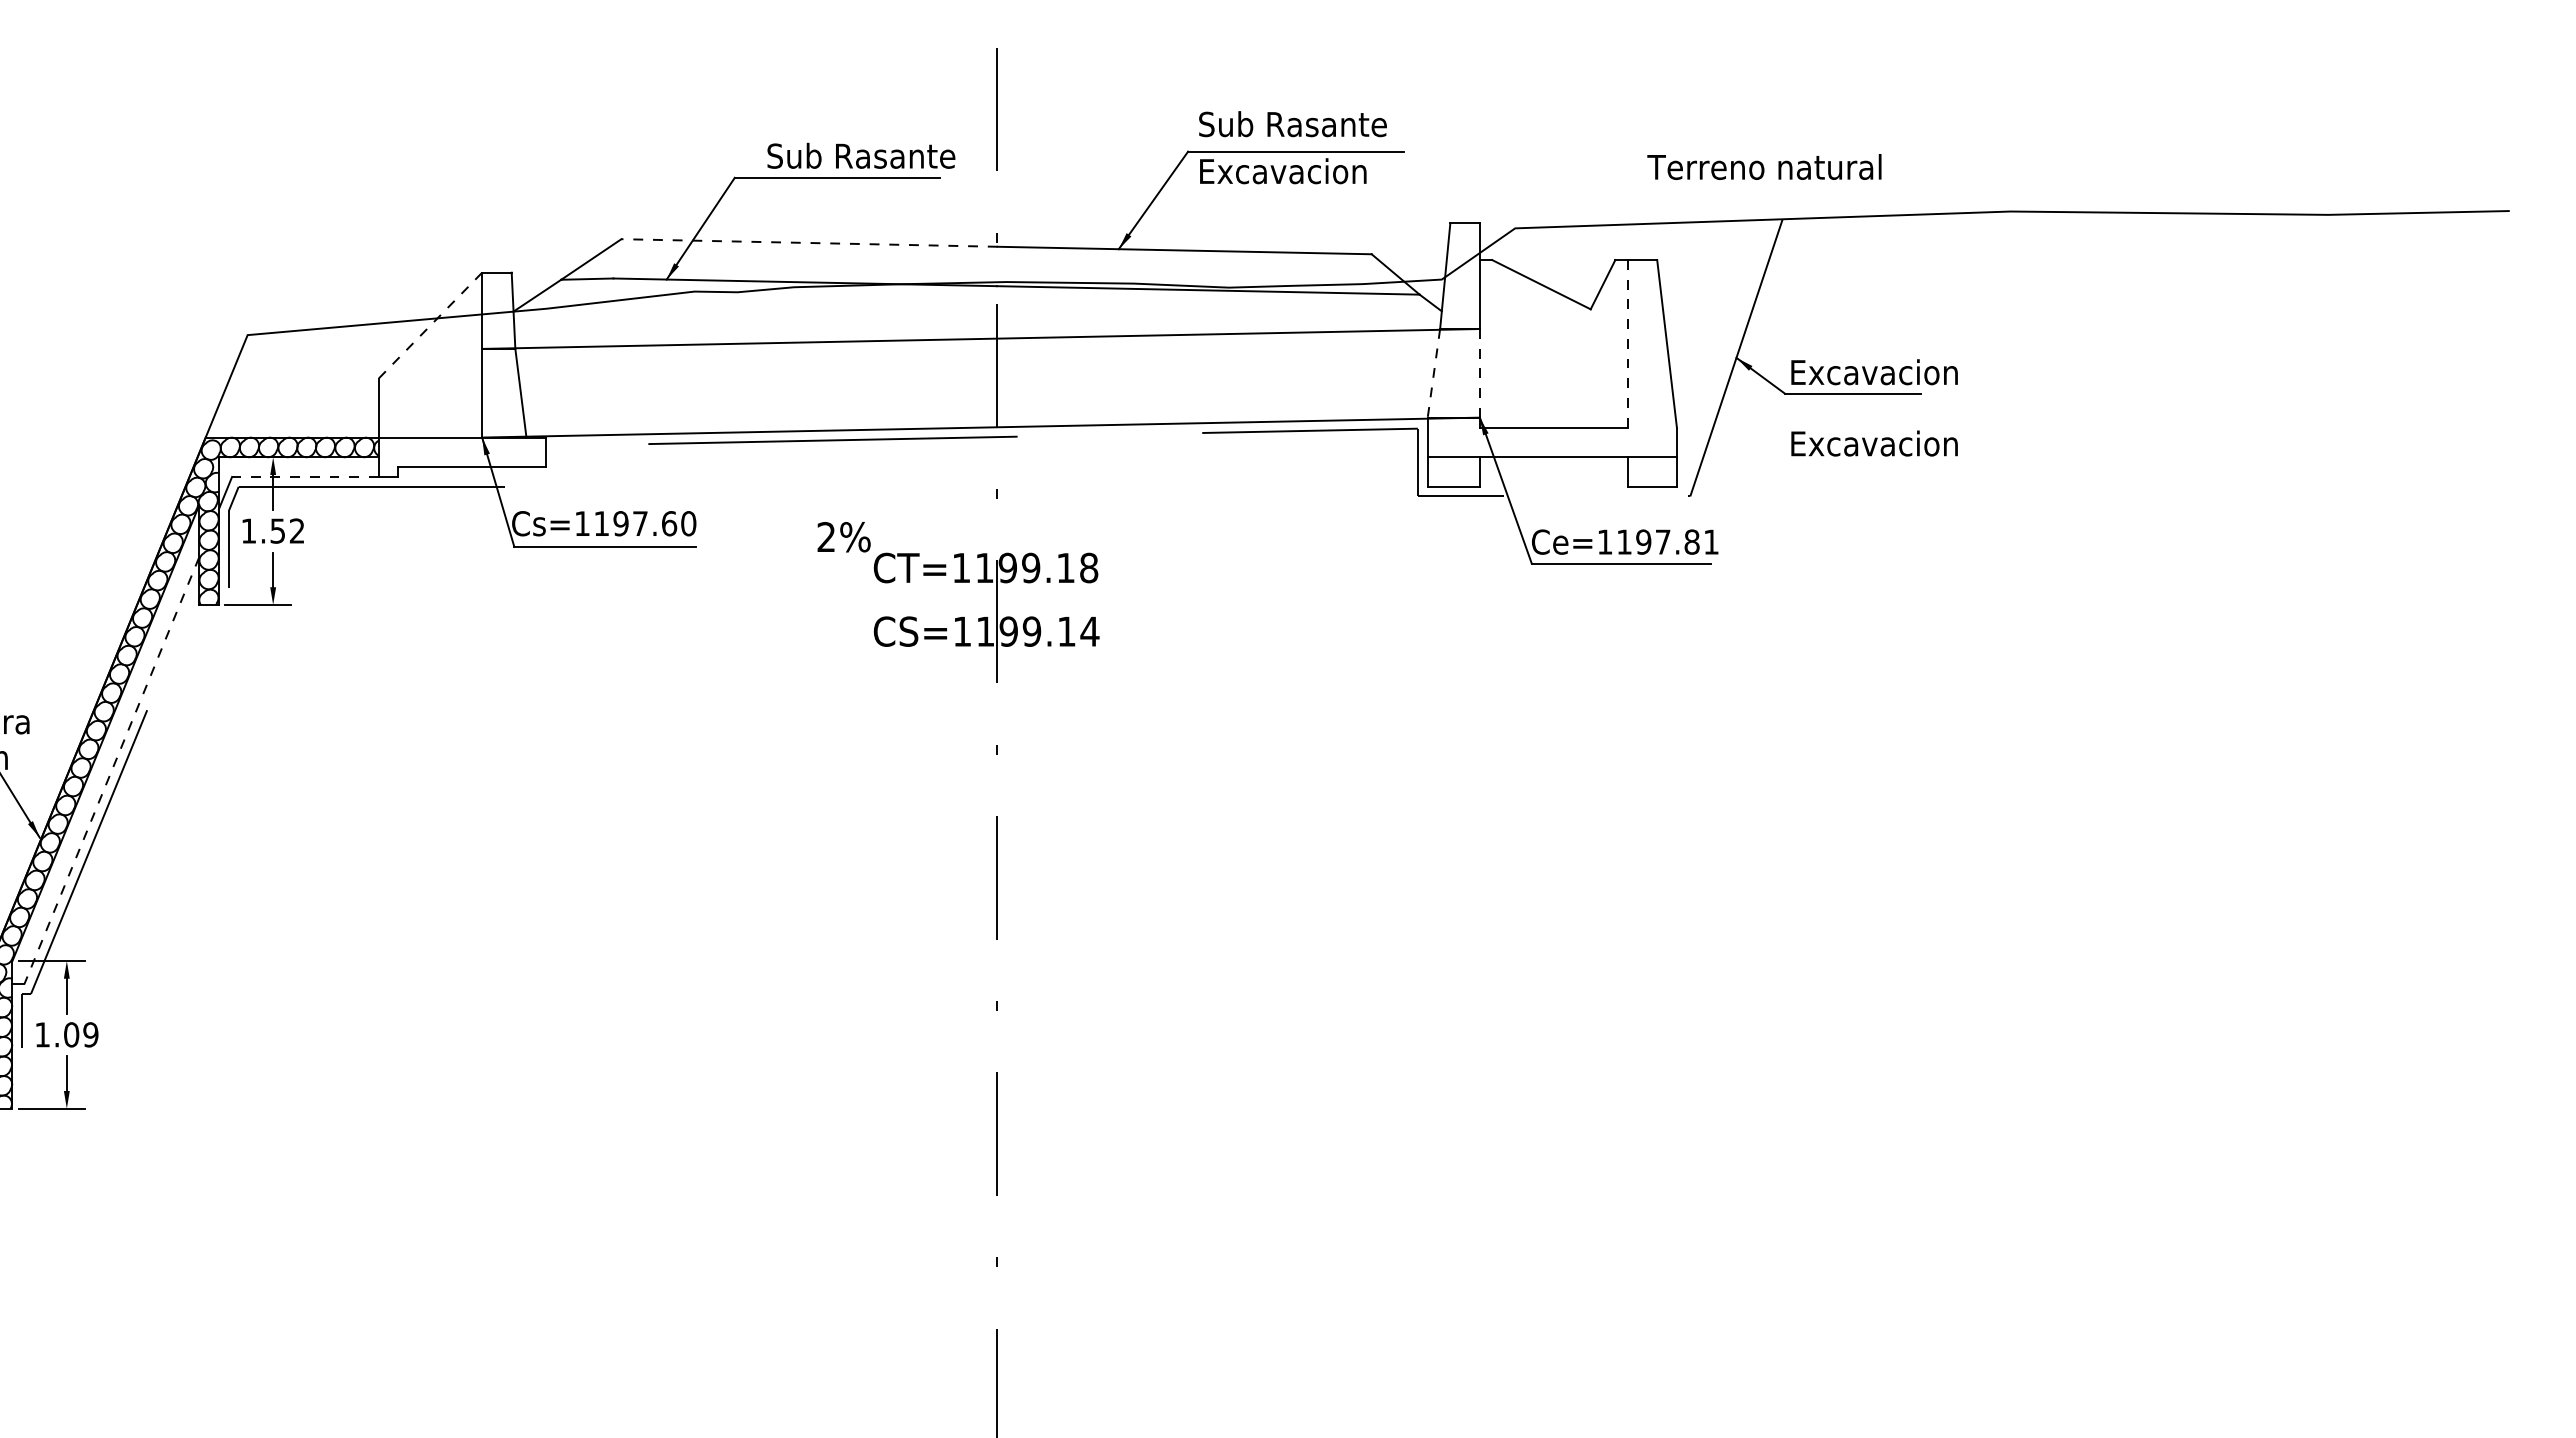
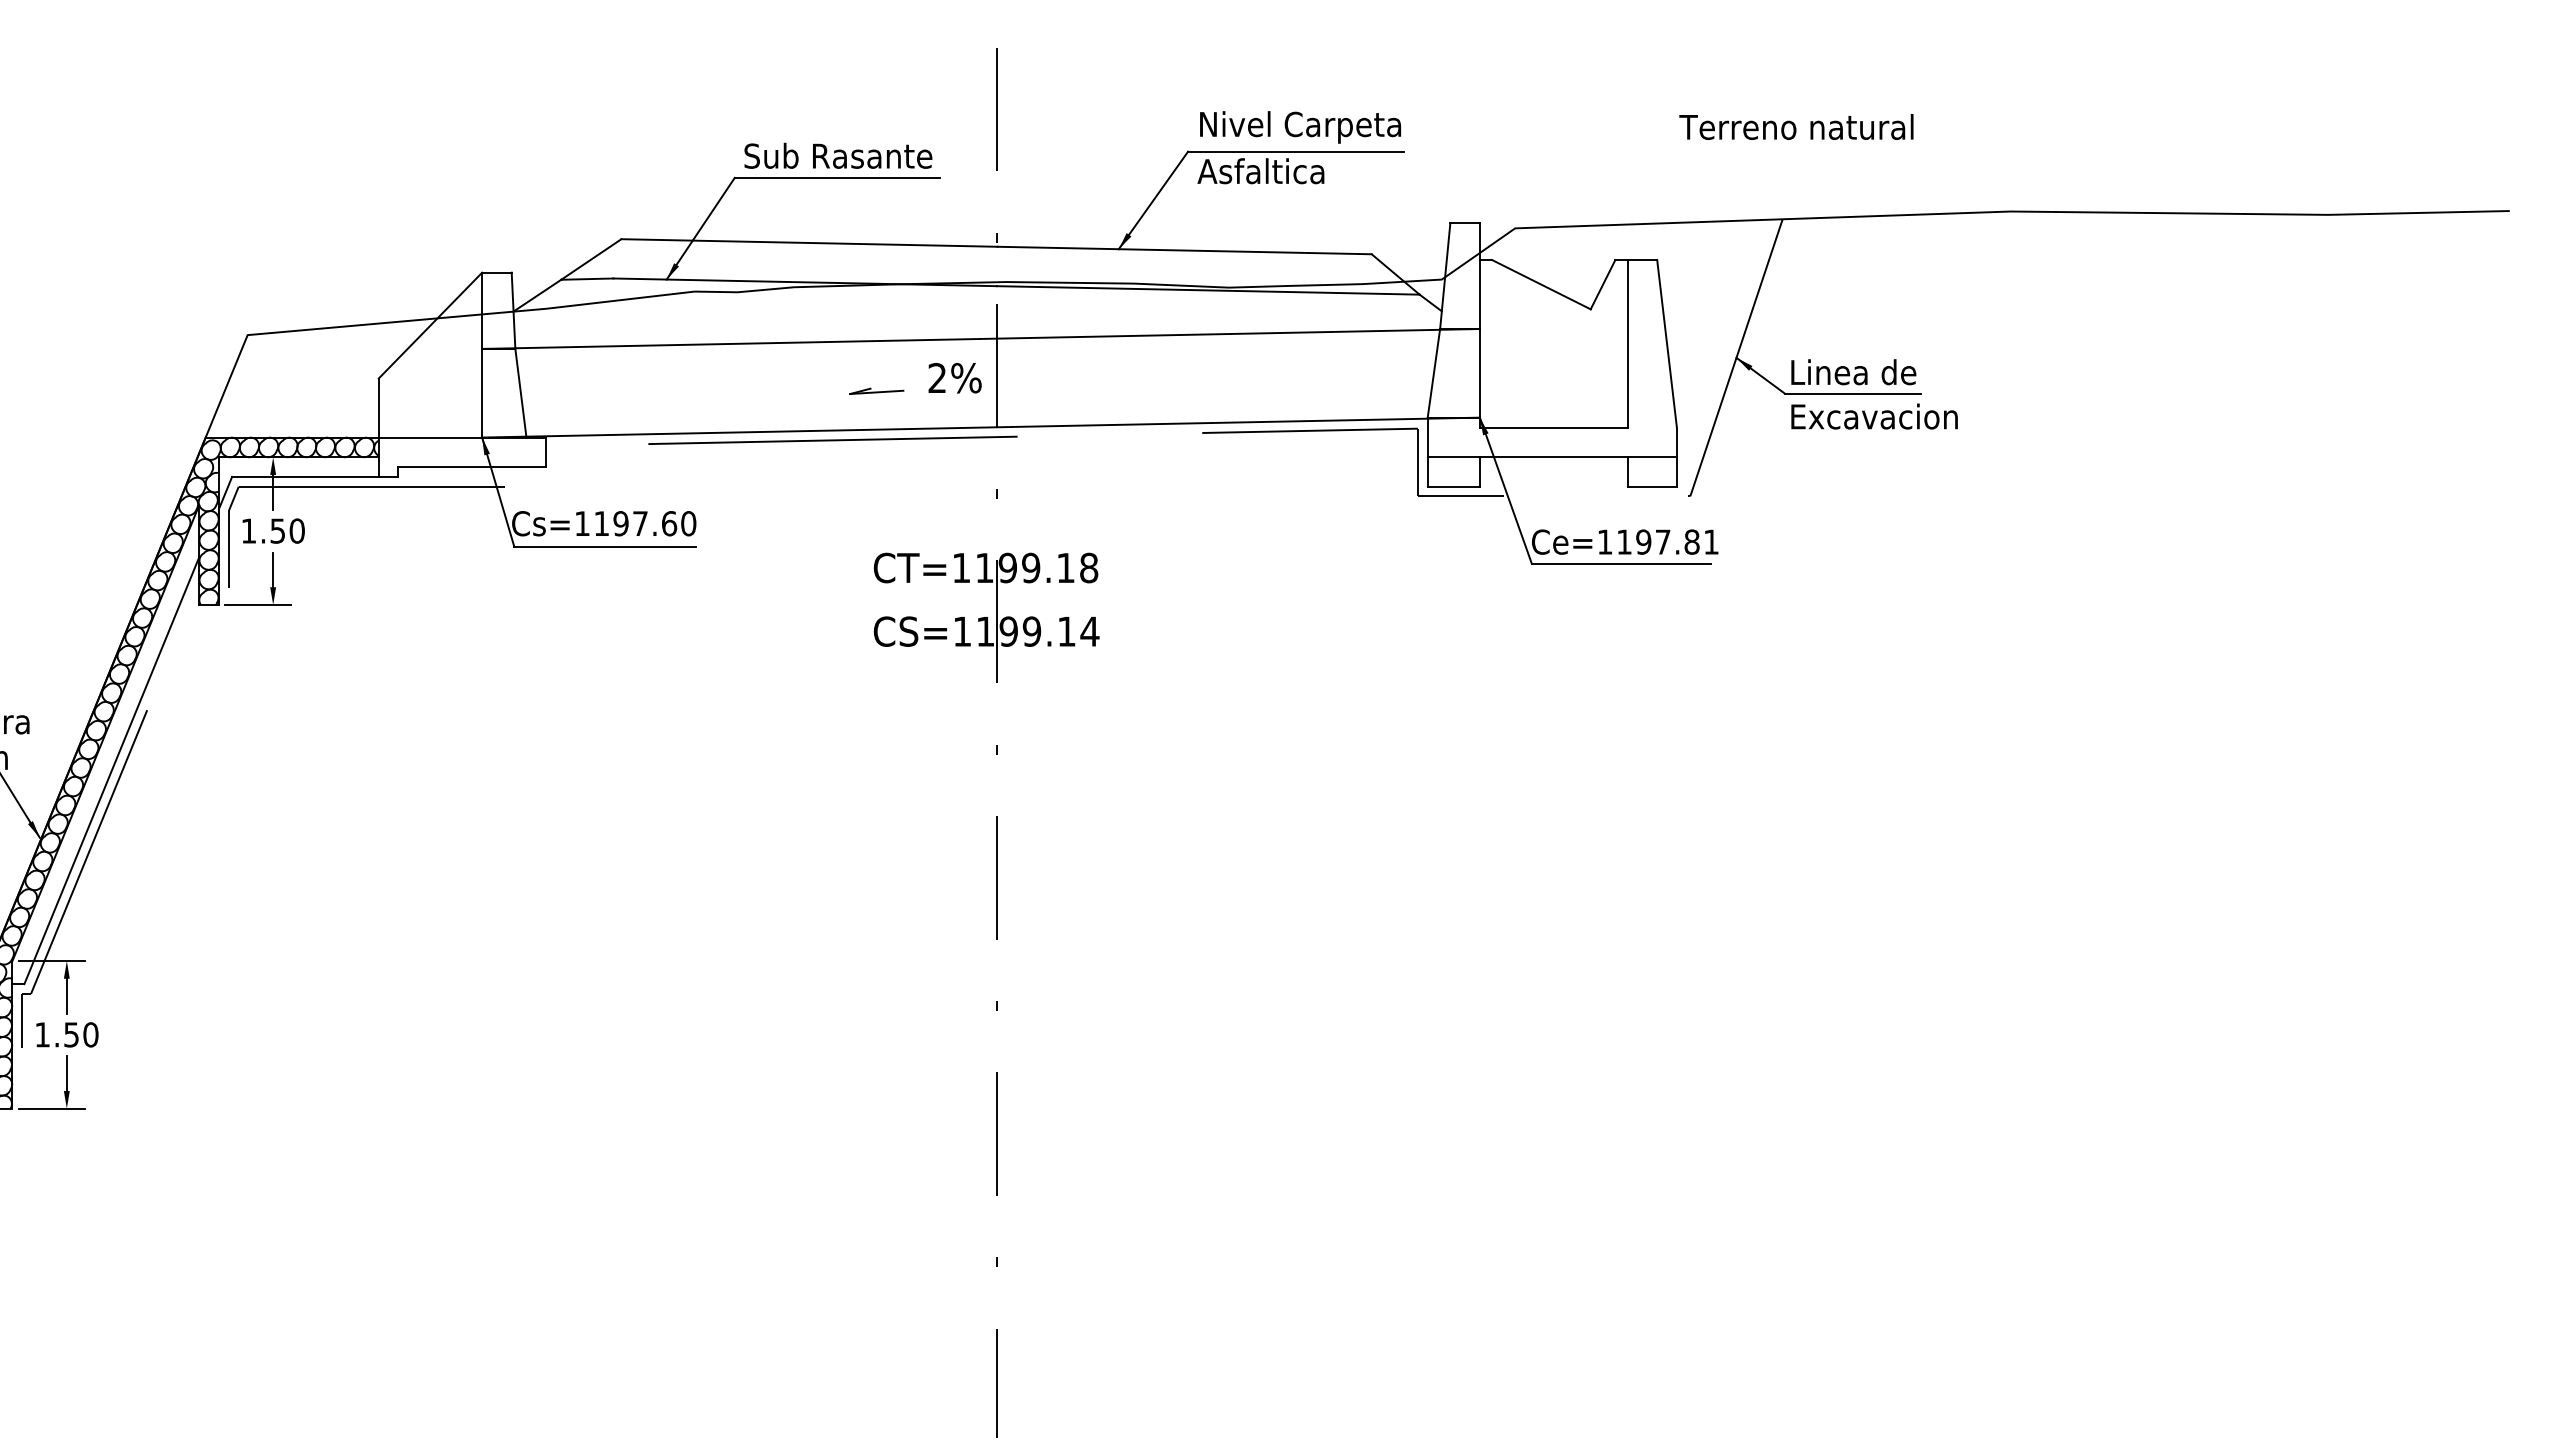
text: Sub Rasante -> Nivel Carpeta (1300, 127)
text position: (861, 155) -> (838, 155) (838, 155)
text position: (1764, 166) -> (1796, 126) (1796, 126)
text: Excavacion -> Asfaltica (1281, 171)
line: dashed -> solid (809, 242)
line: dashed -> solid (430, 325)
line: dashed -> solid (1627, 343)
line: dashed -> solid (1479, 372)
text: Excavacion -> Linea de (1875, 372)
line: dashed -> solid (1433, 373)
part: none -> present (876, 390)
text position: (1874, 443) -> (1874, 416) (1874, 416)
line: dashed -> solid (304, 476)
text: 1.52 -> 1.50 (296, 530)
text position: (843, 537) -> (954, 378) (954, 378)
line: dashed -> solid (111, 770)
text: 1.09 -> 1.50 (81, 1034)
